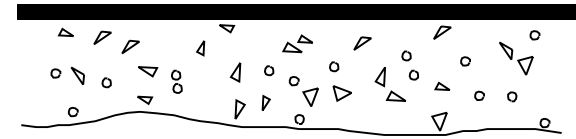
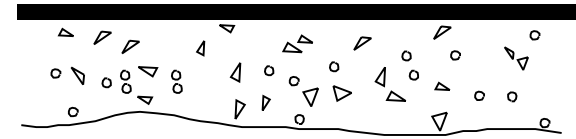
part size: 35x35 px -> 25x25 px (516, 58)
curve position: (467, 63) -> (457, 57) (457, 57)
part: none -> present (125, 81)
